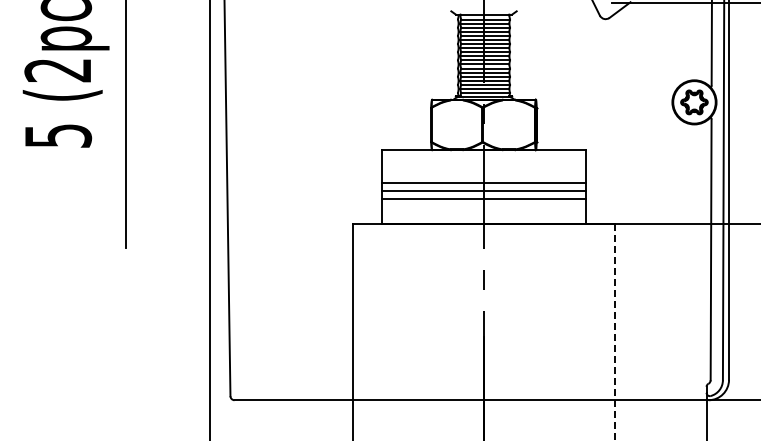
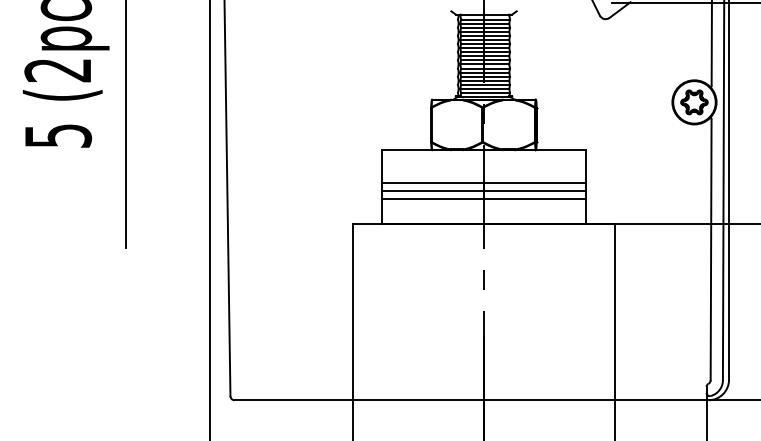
line: dashed -> solid (614, 332)
